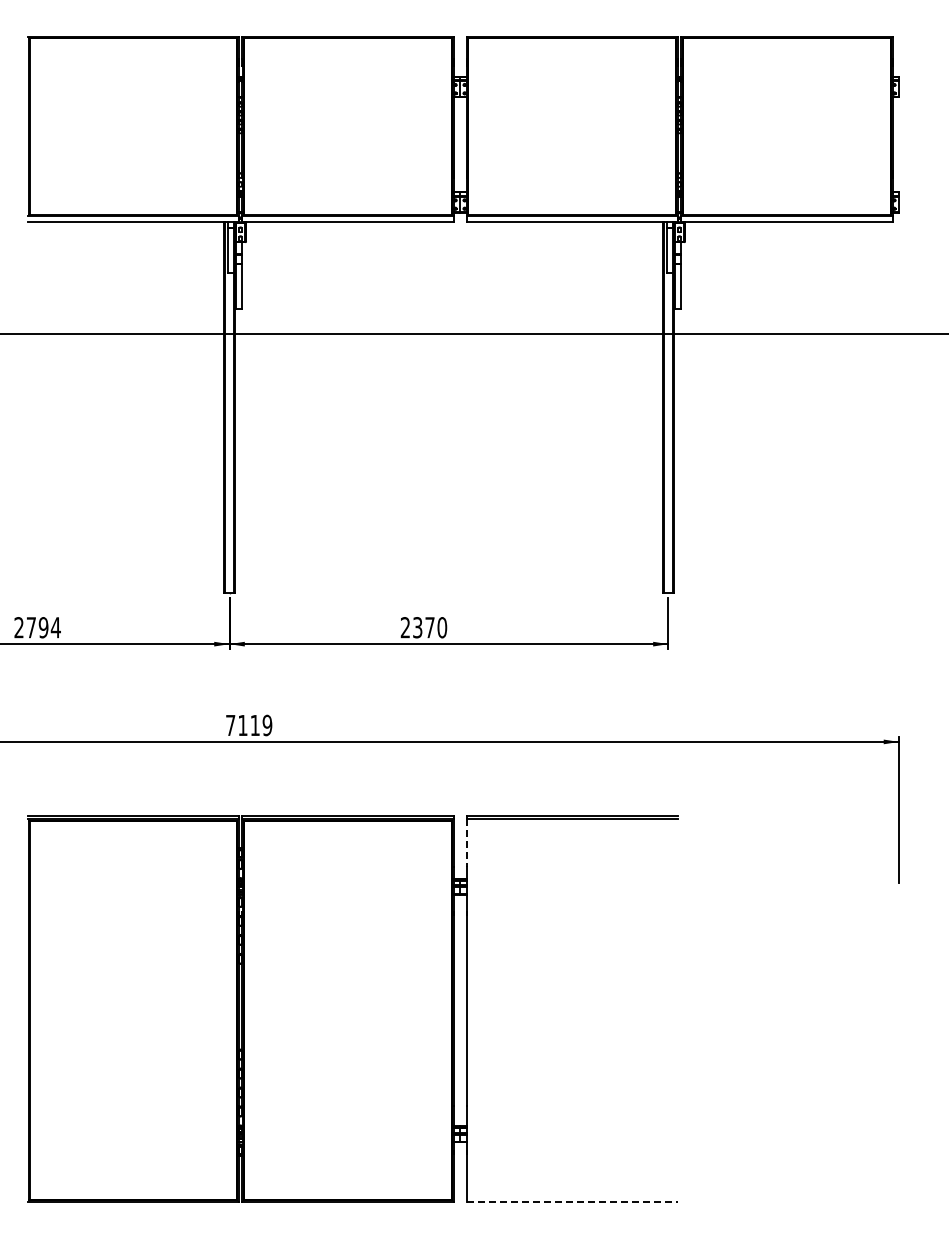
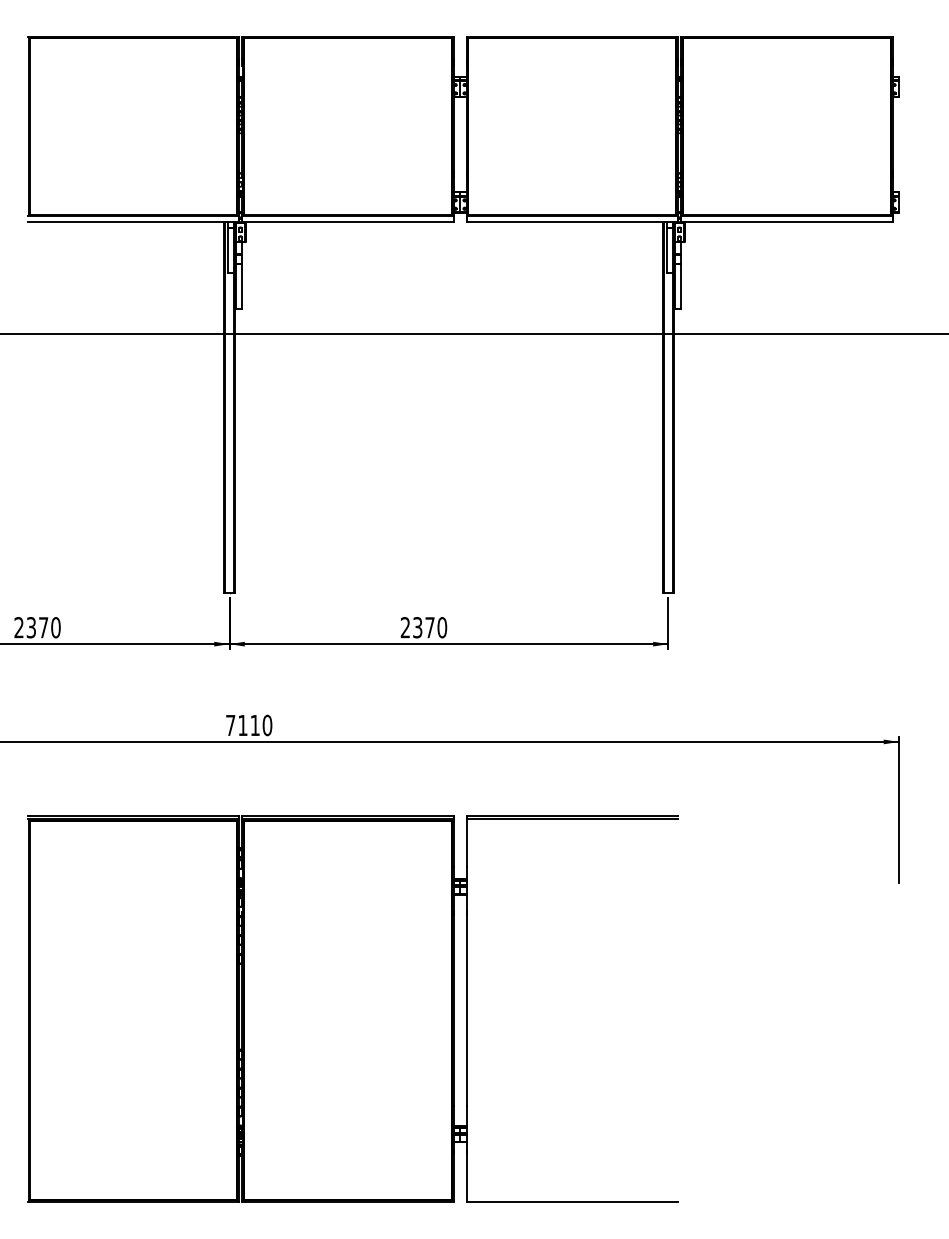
text: 2794 -> 2370 (43, 627)
text: 7119 -> 7110 (267, 725)
line: dashed -> solid (466, 843)
line: dashed -> solid (572, 1201)
